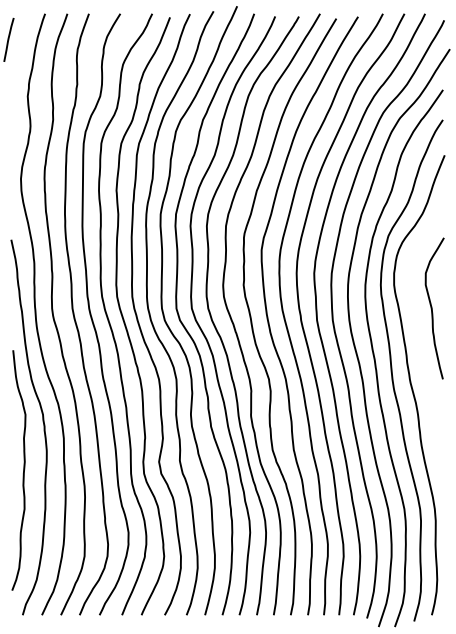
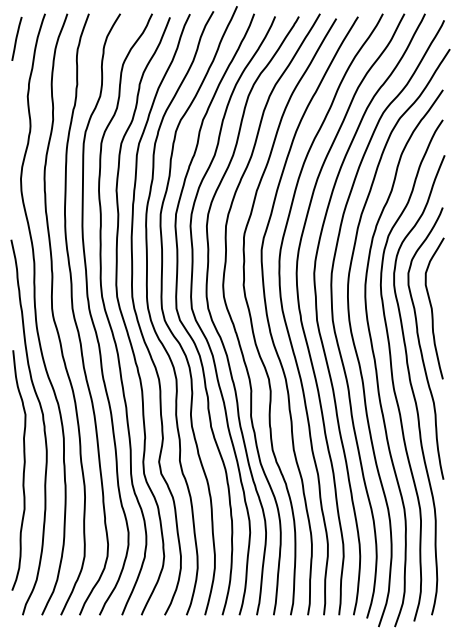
line position: (8, 39) -> (16, 38) (16, 38)
curve: none -> present (420, 343)
